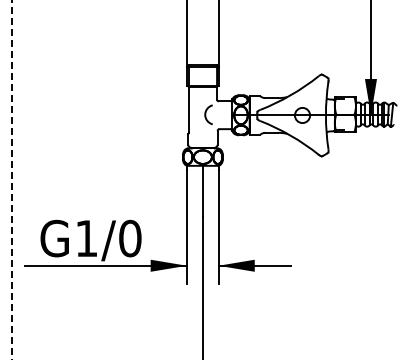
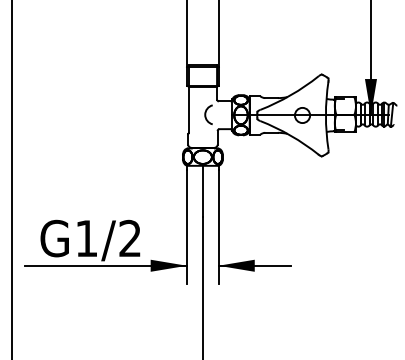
line: dashed -> solid (12, 179)
text: G1/0 -> G1/2 (130, 238)
